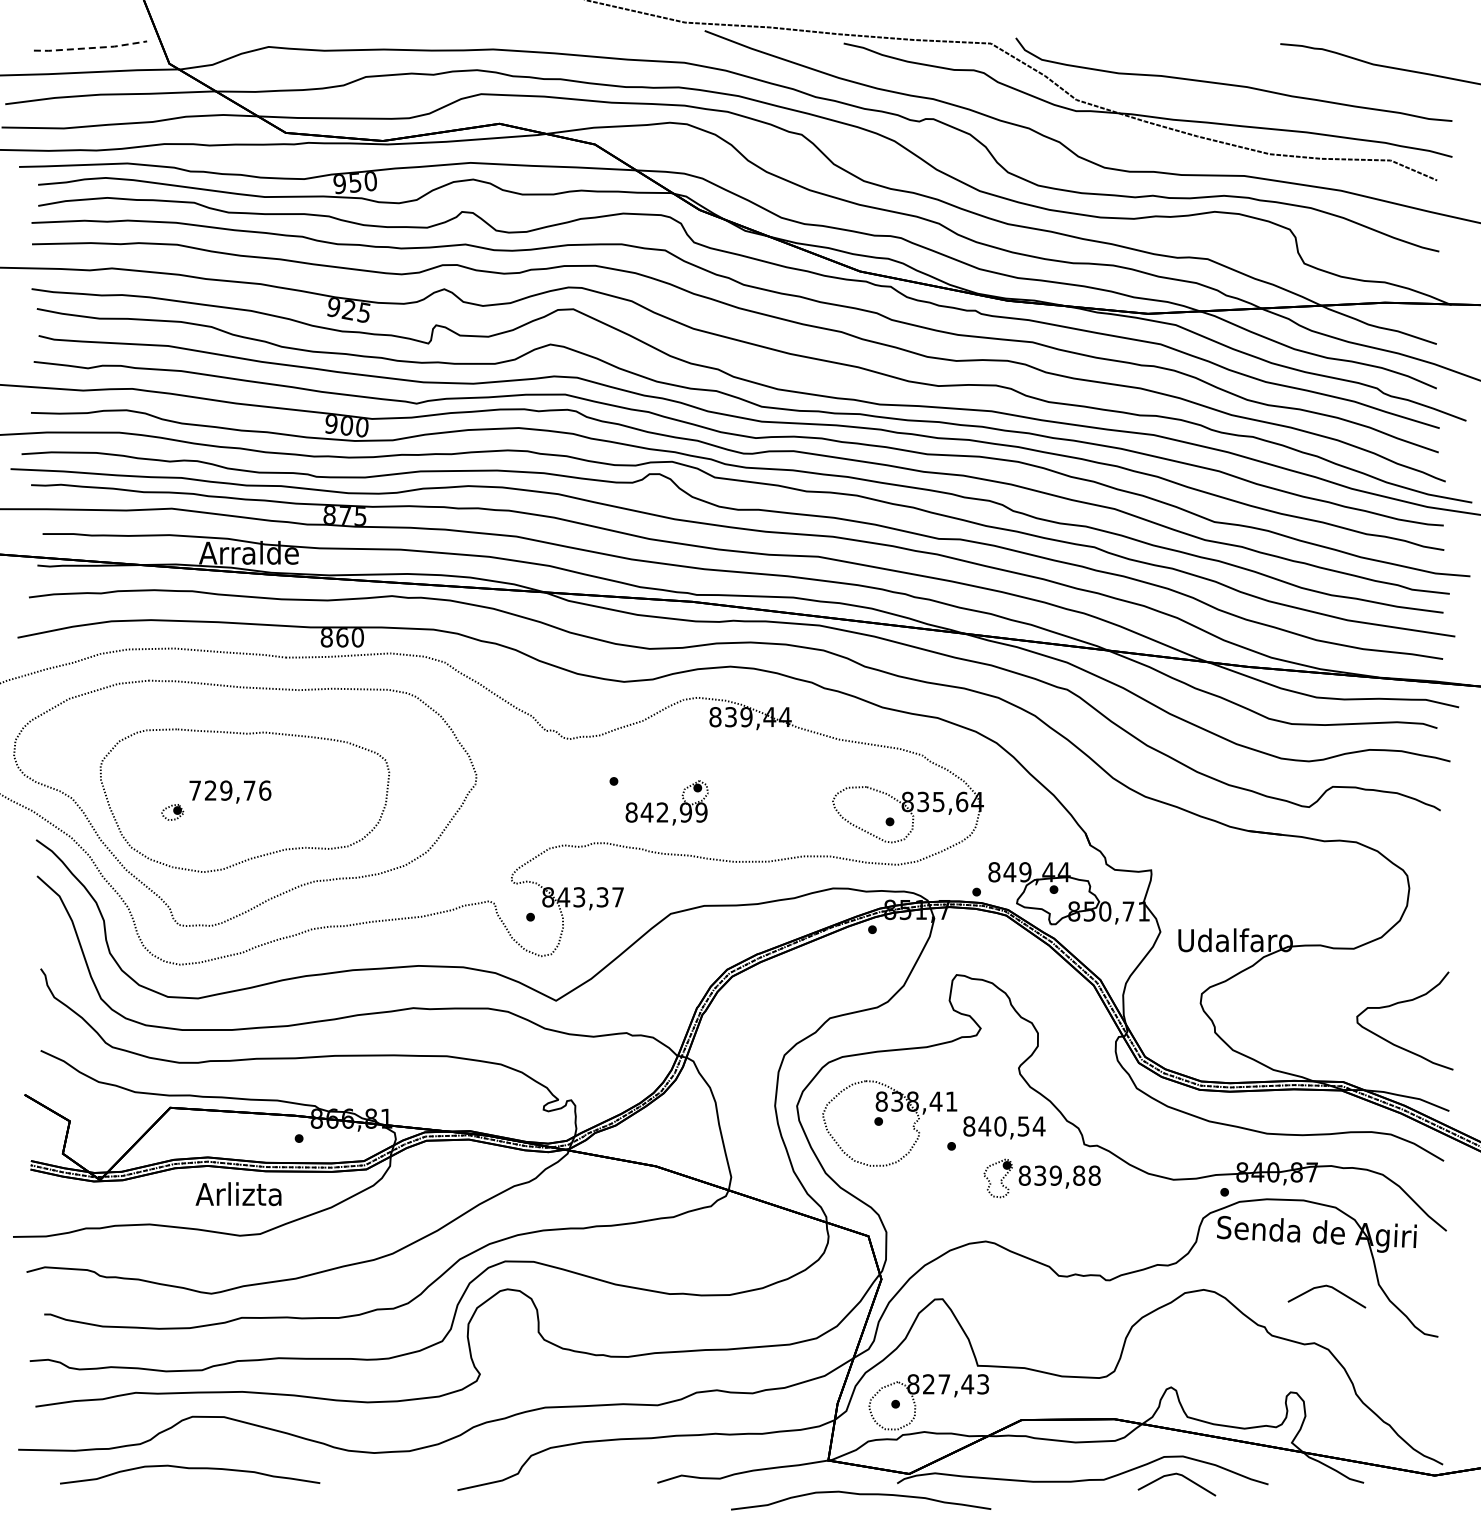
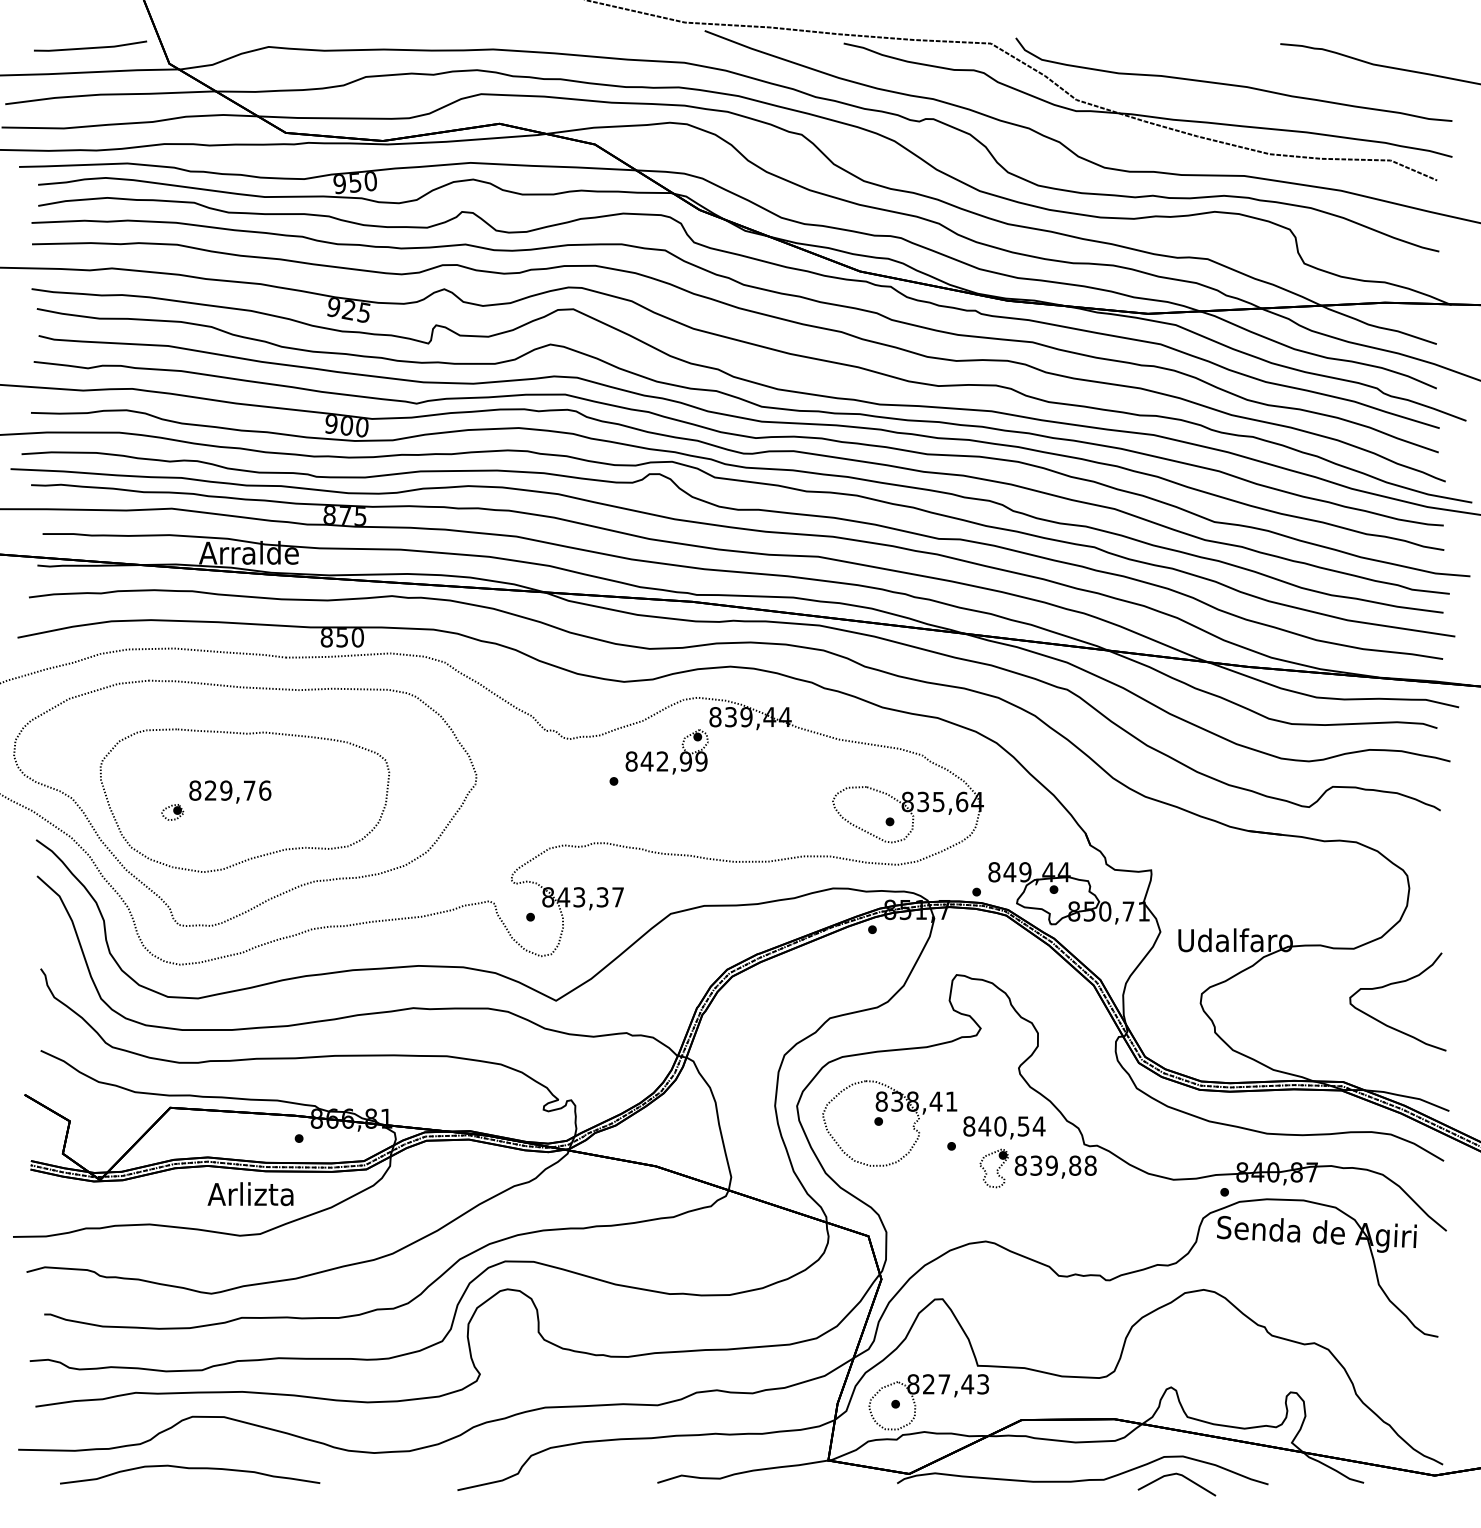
line: dashed -> solid (91, 48)
text: 860 -> 850 (342, 637)
text: 729,76 -> 829,76 (195, 790)
part position: (666, 802) -> (666, 751) (666, 751)
curve position: (1401, 1003) -> (1394, 984) (1394, 984)
part position: (1041, 1178) -> (1037, 1168) (1037, 1168)
text position: (238, 1194) -> (250, 1194) (250, 1194)
line: present -> none (1328, 1287)
curve: present -> none (861, 1495)
